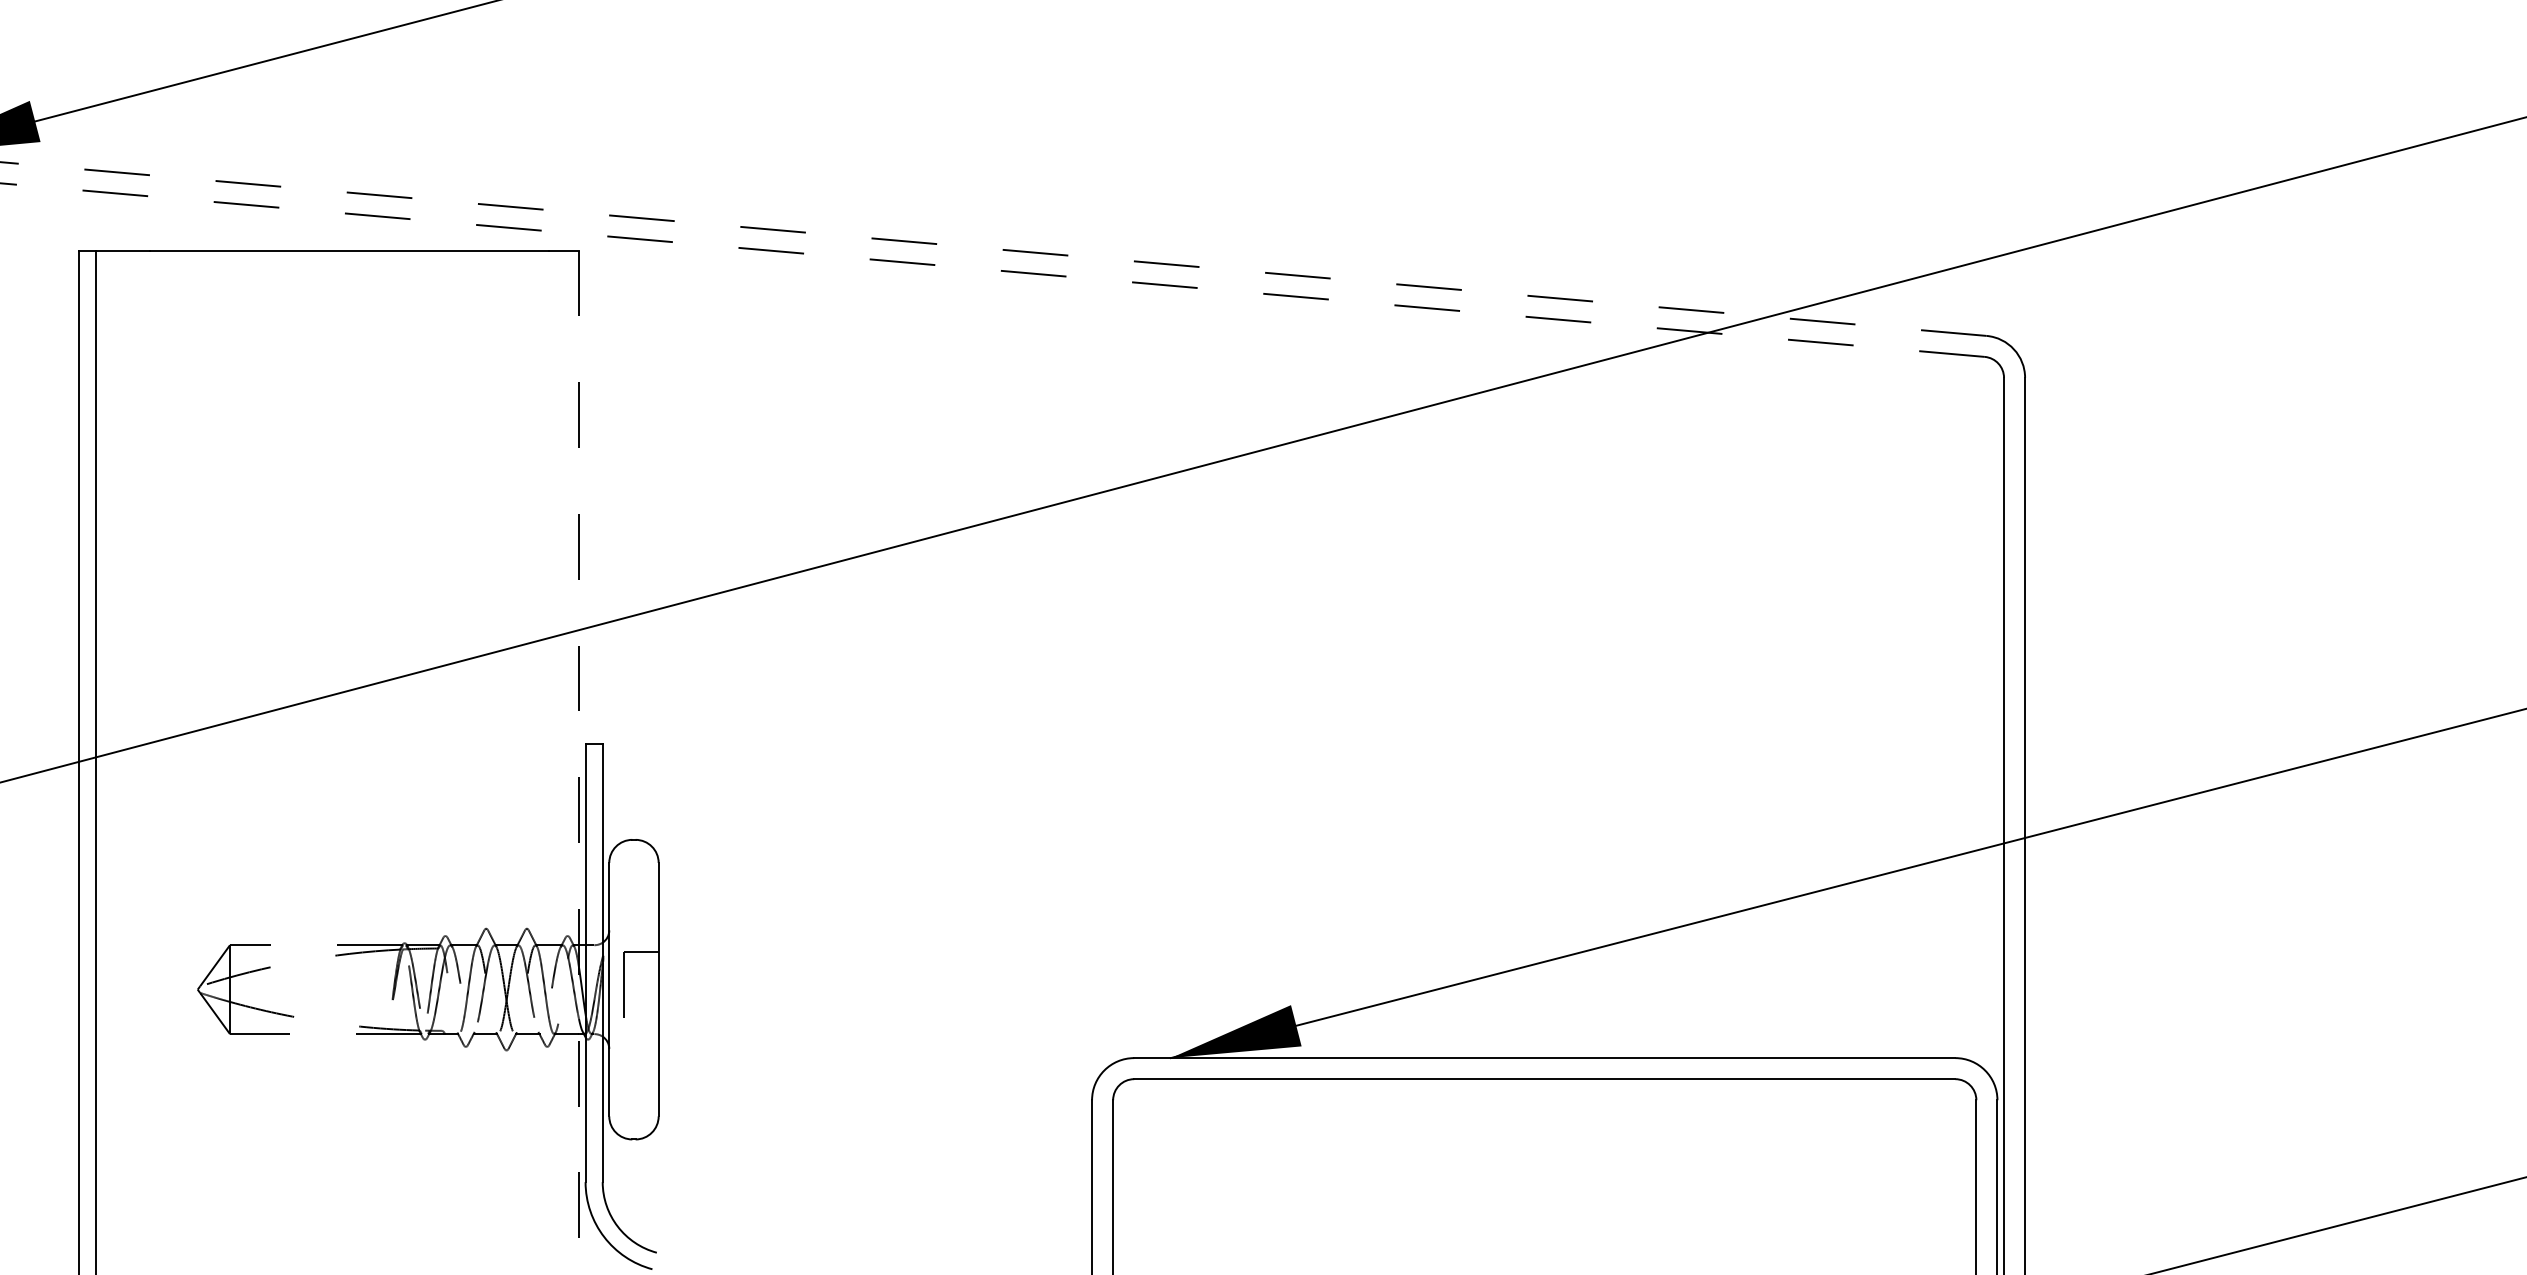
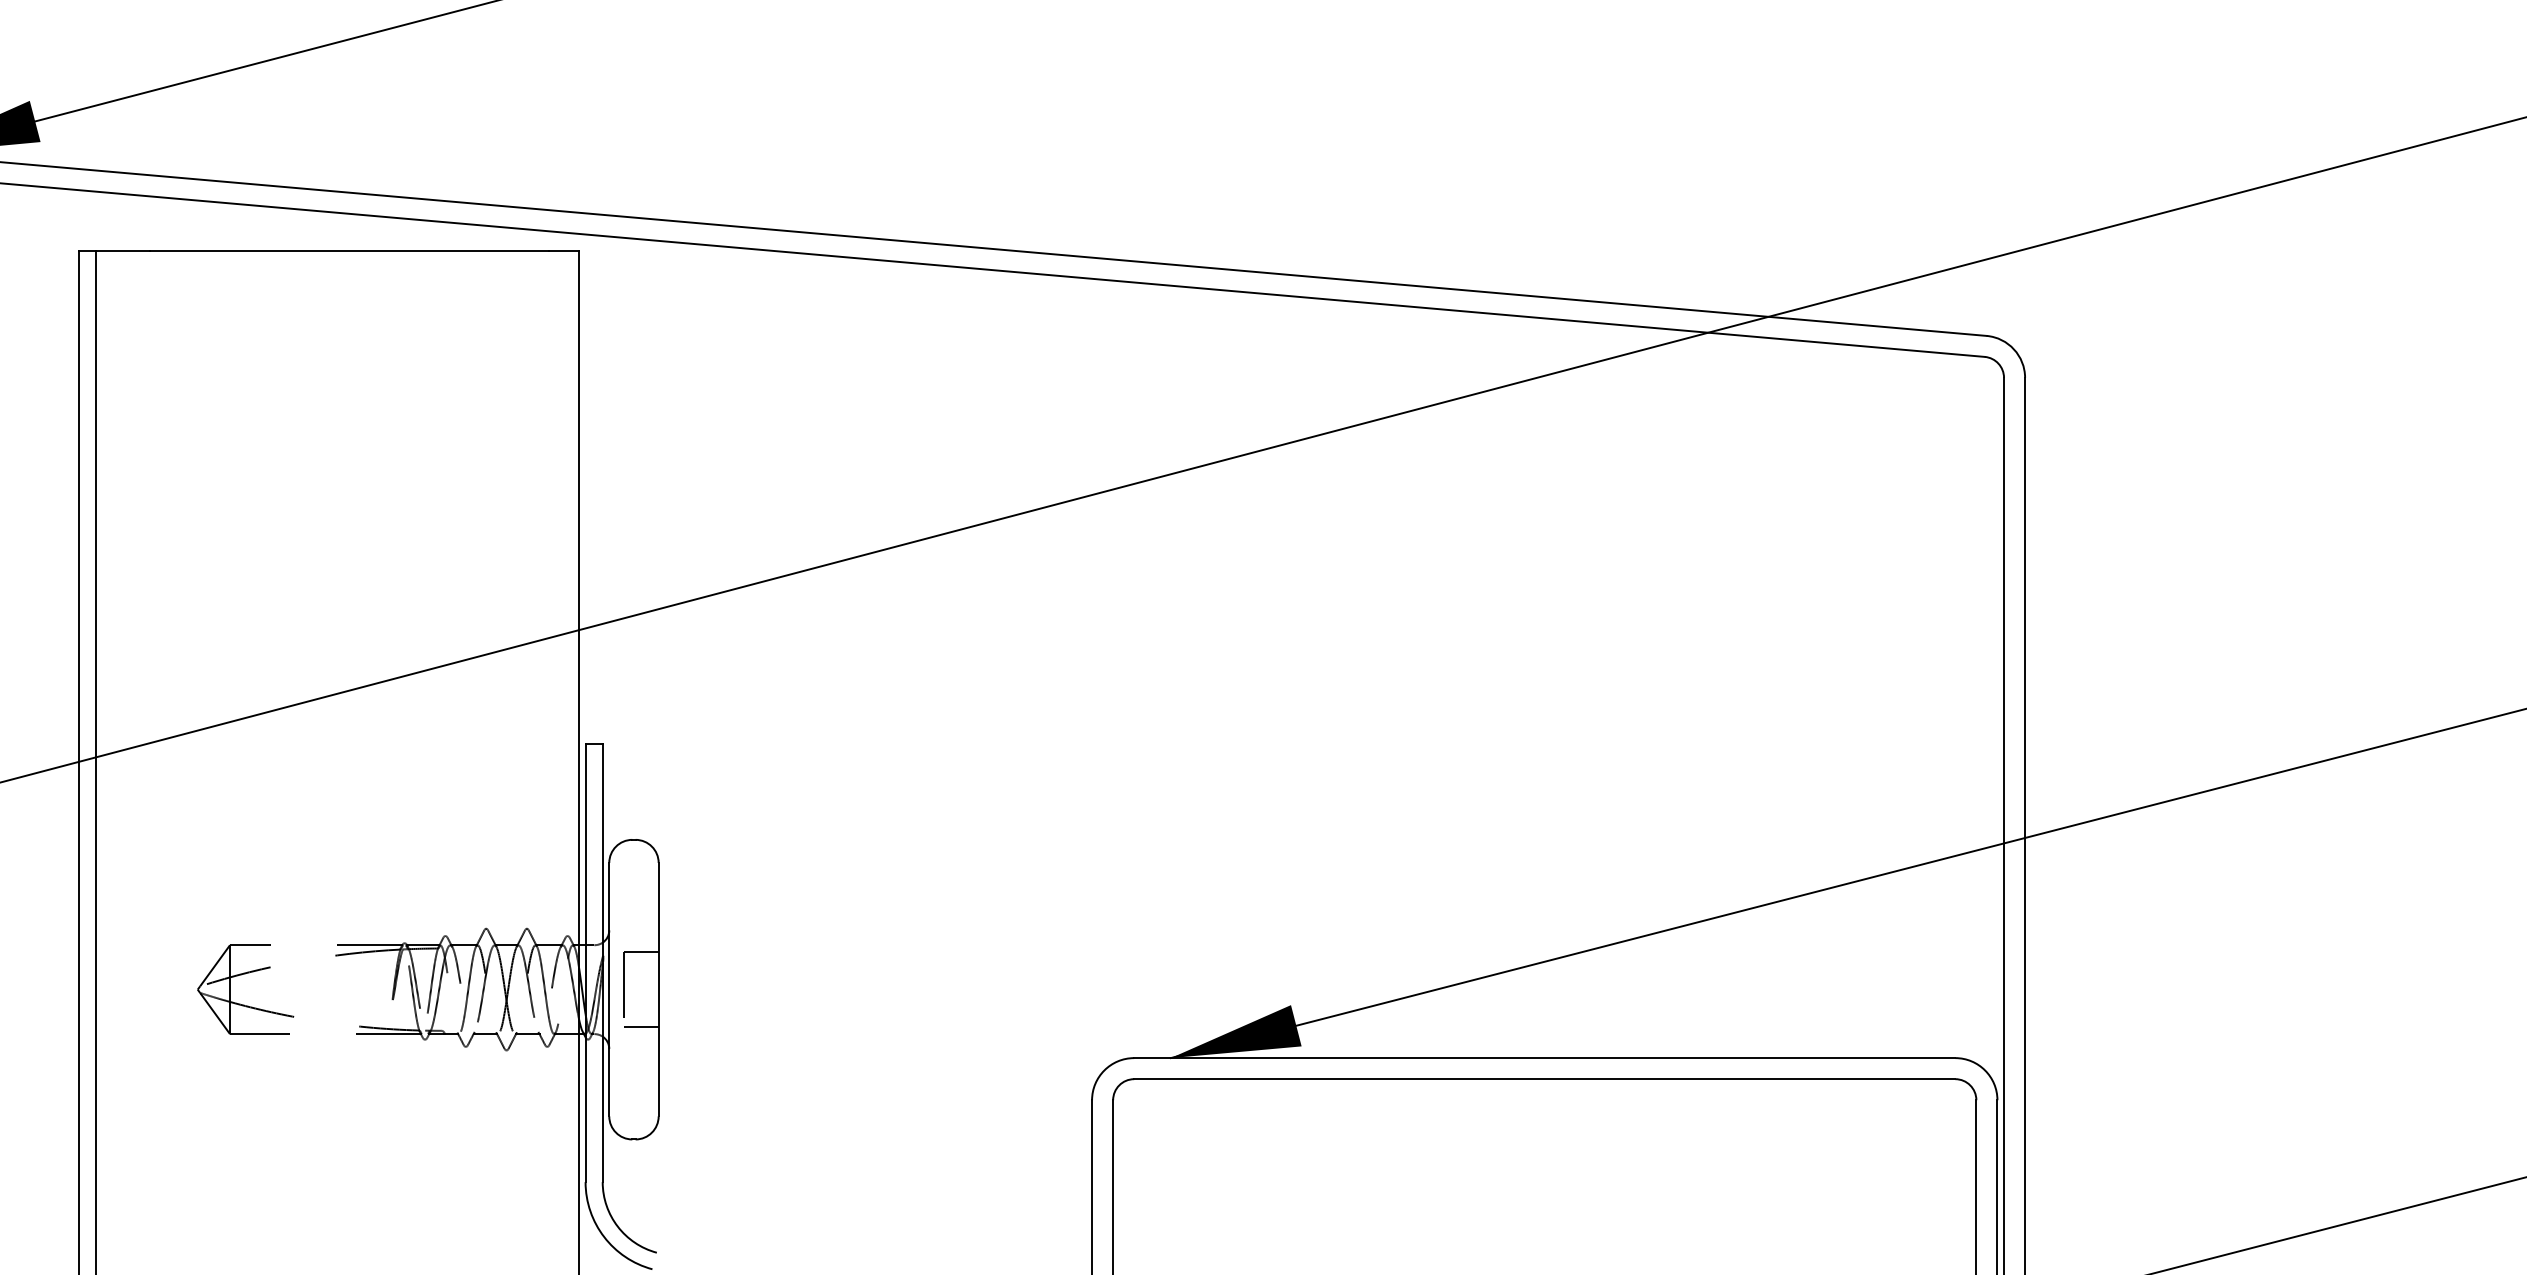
line: dashed -> solid (993, 249)
line: dashed -> solid (992, 270)
line: dashed -> solid (579, 762)
line: none -> present (641, 1026)
